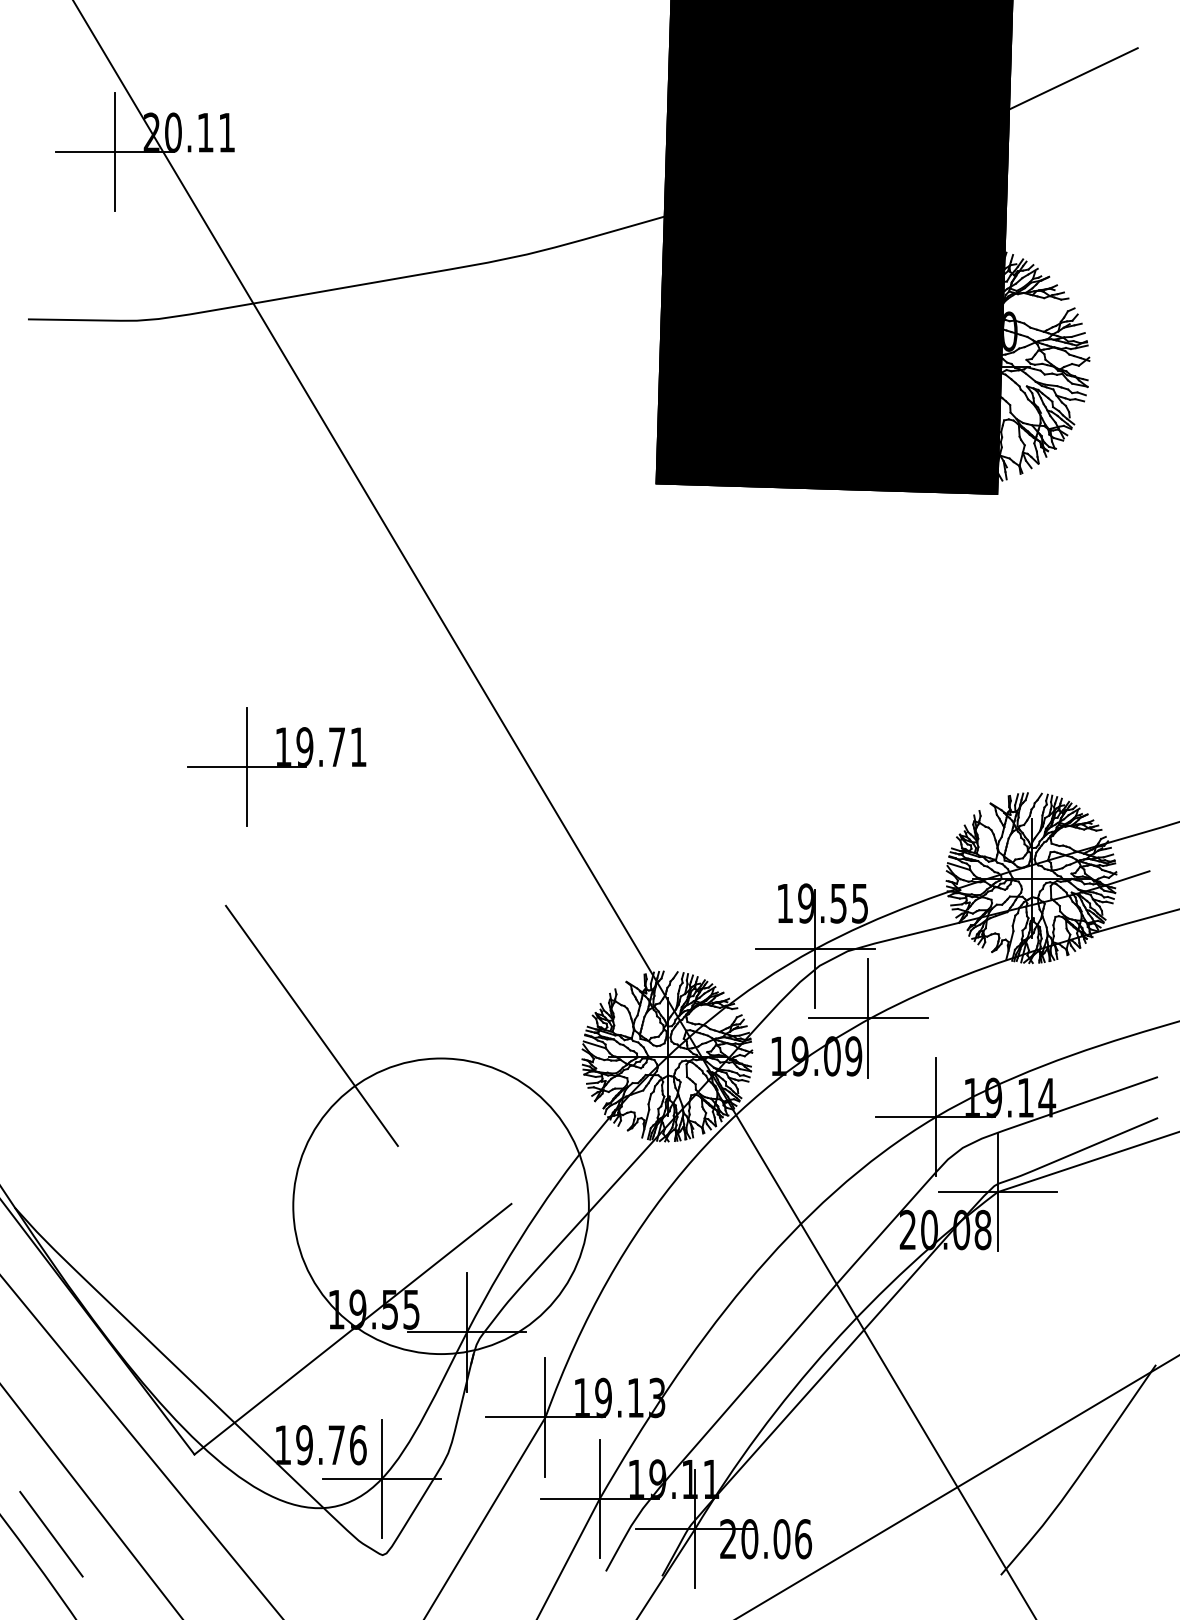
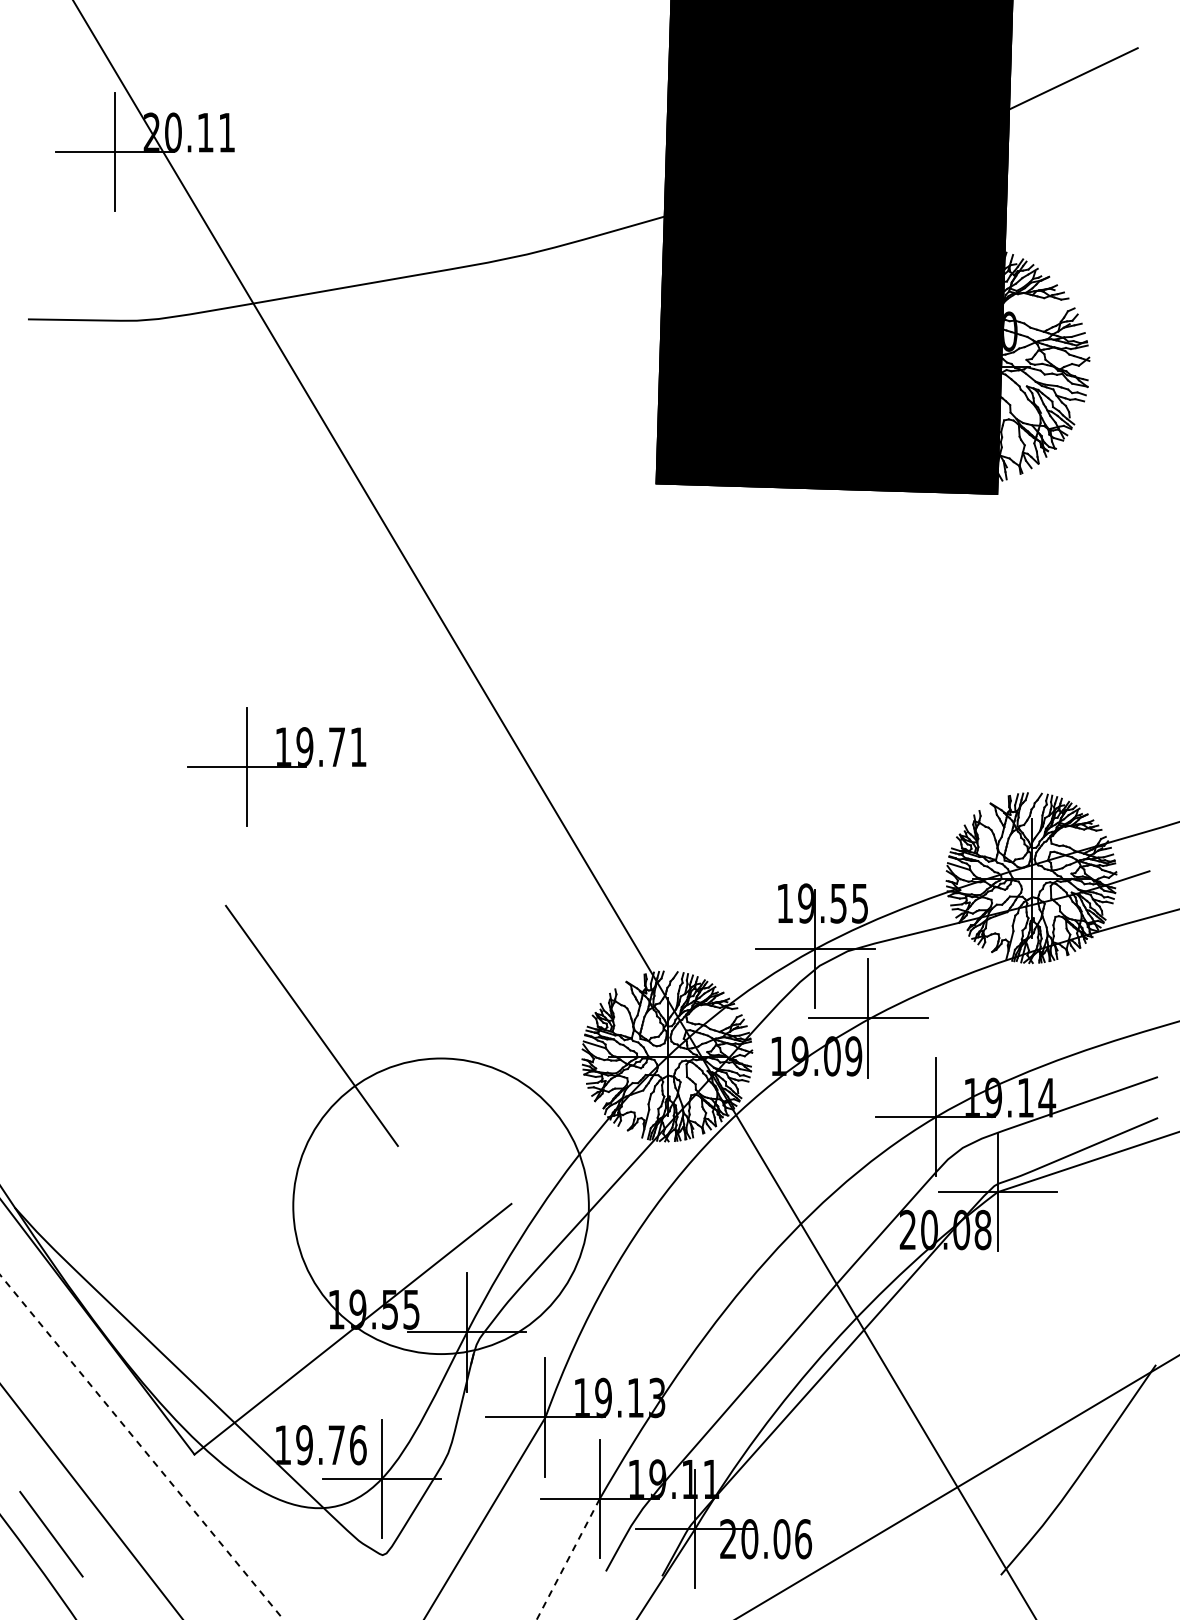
line: solid -> dashed (141, 1447)
line: solid -> dashed (568, 1559)
